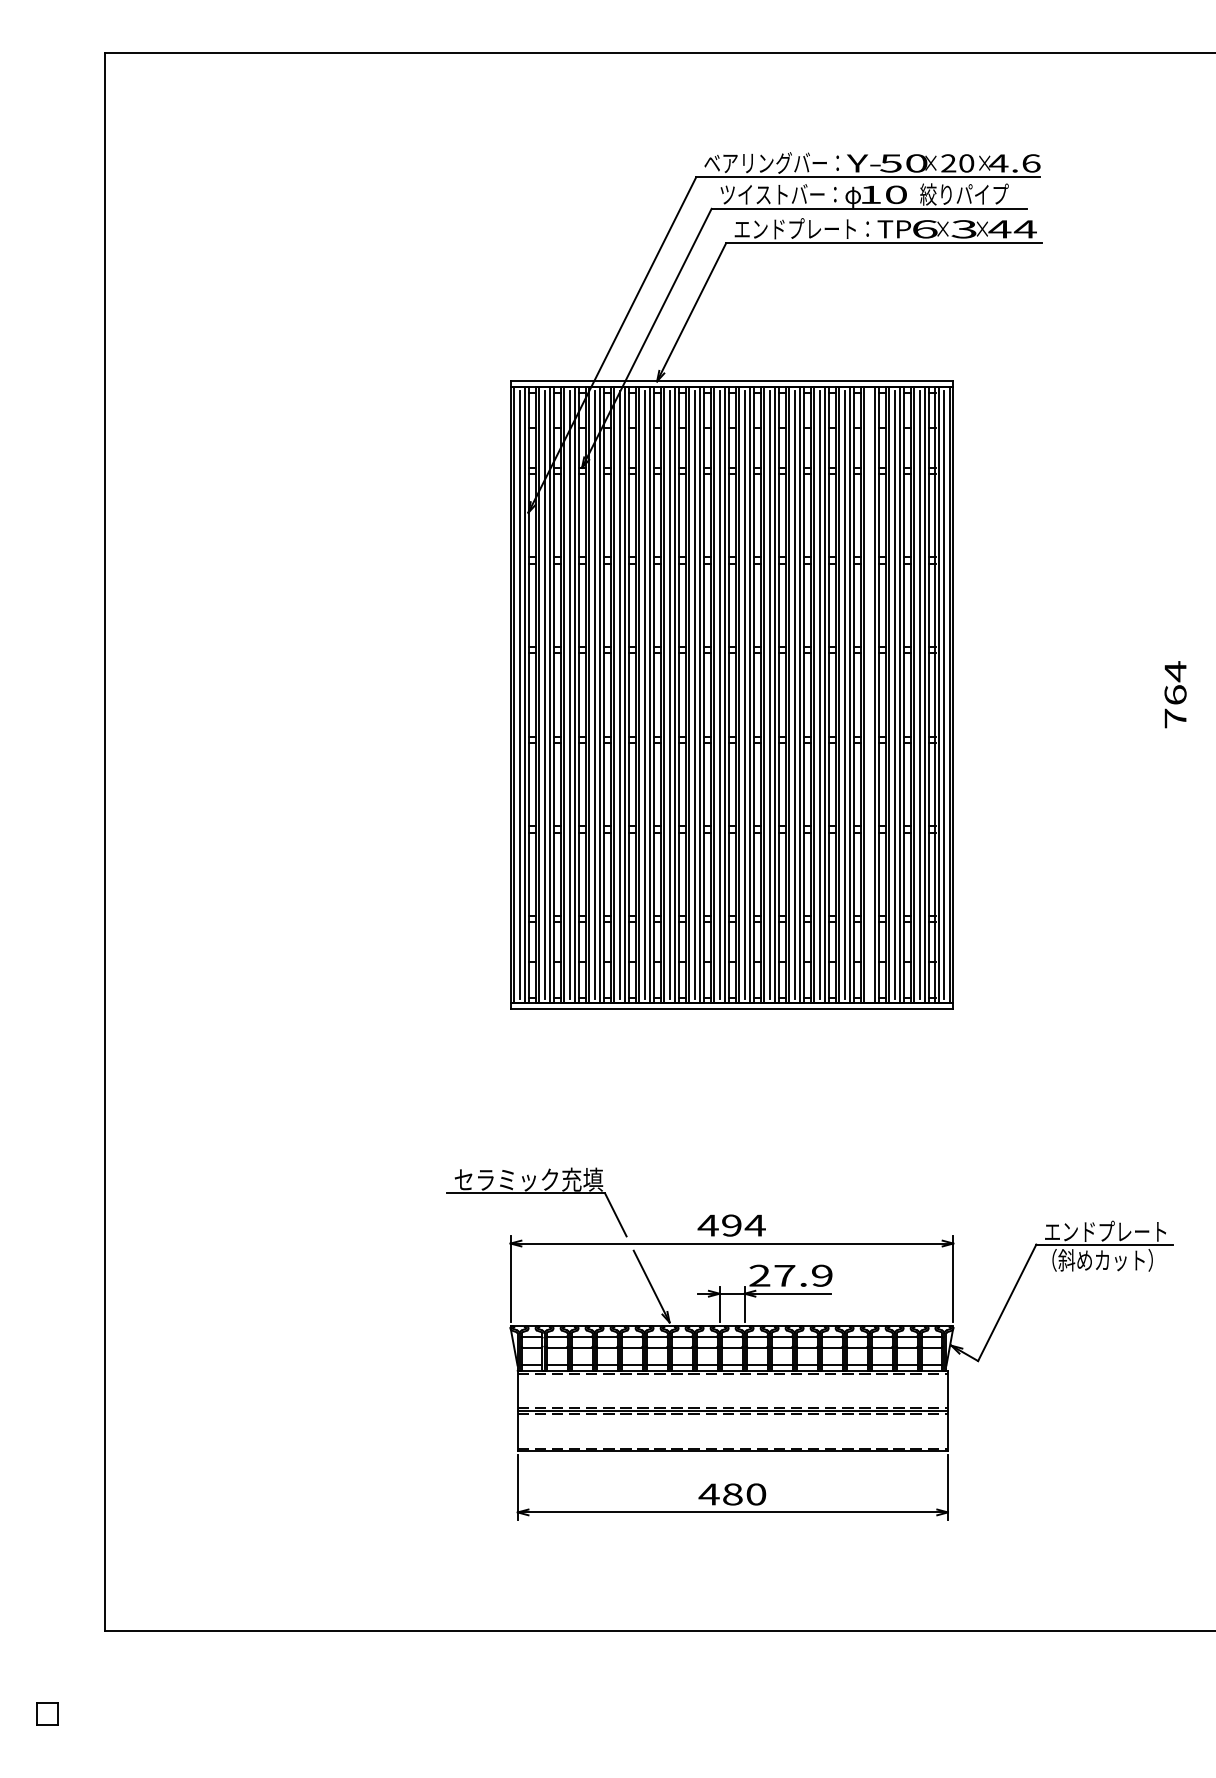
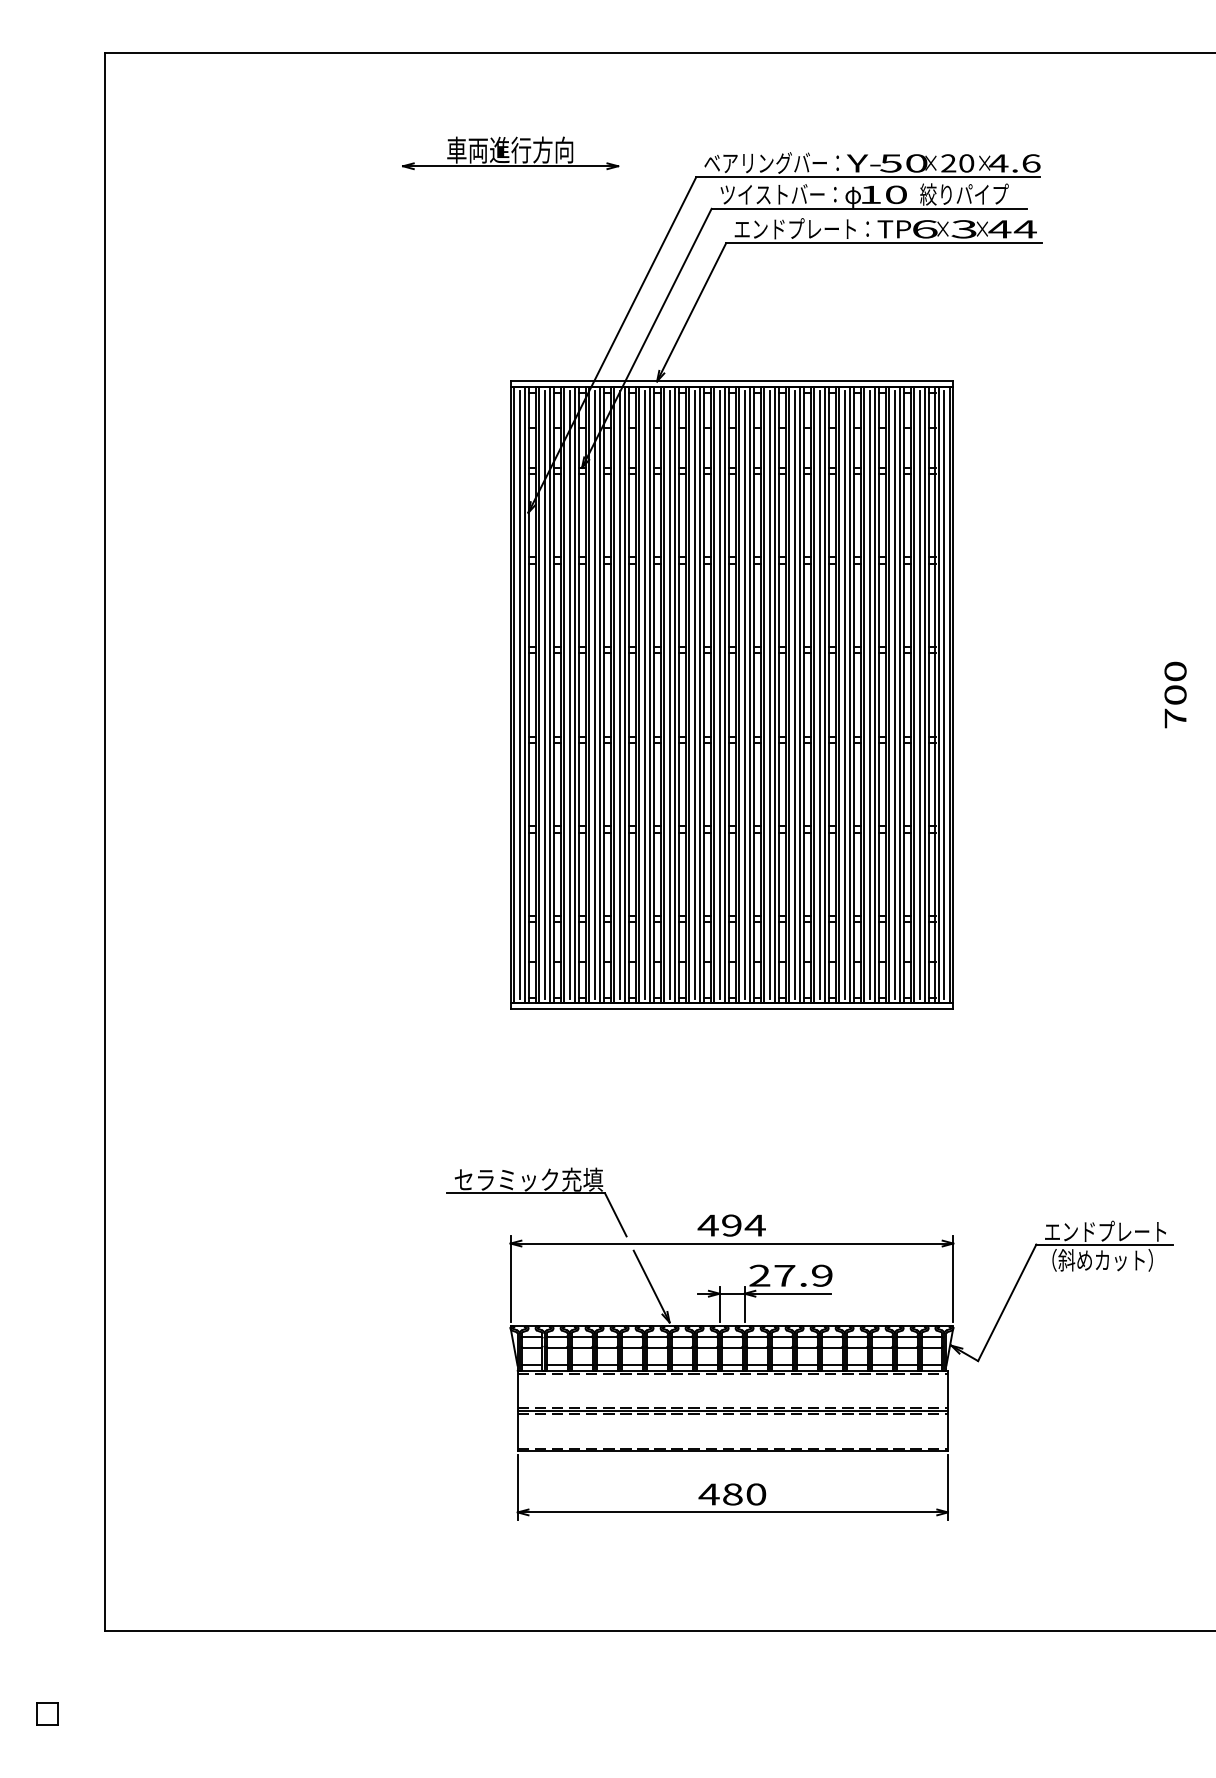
part: none -> present (510, 153)
text: 764 -> 700 (1175, 682)
line: none -> present (869, 694)
